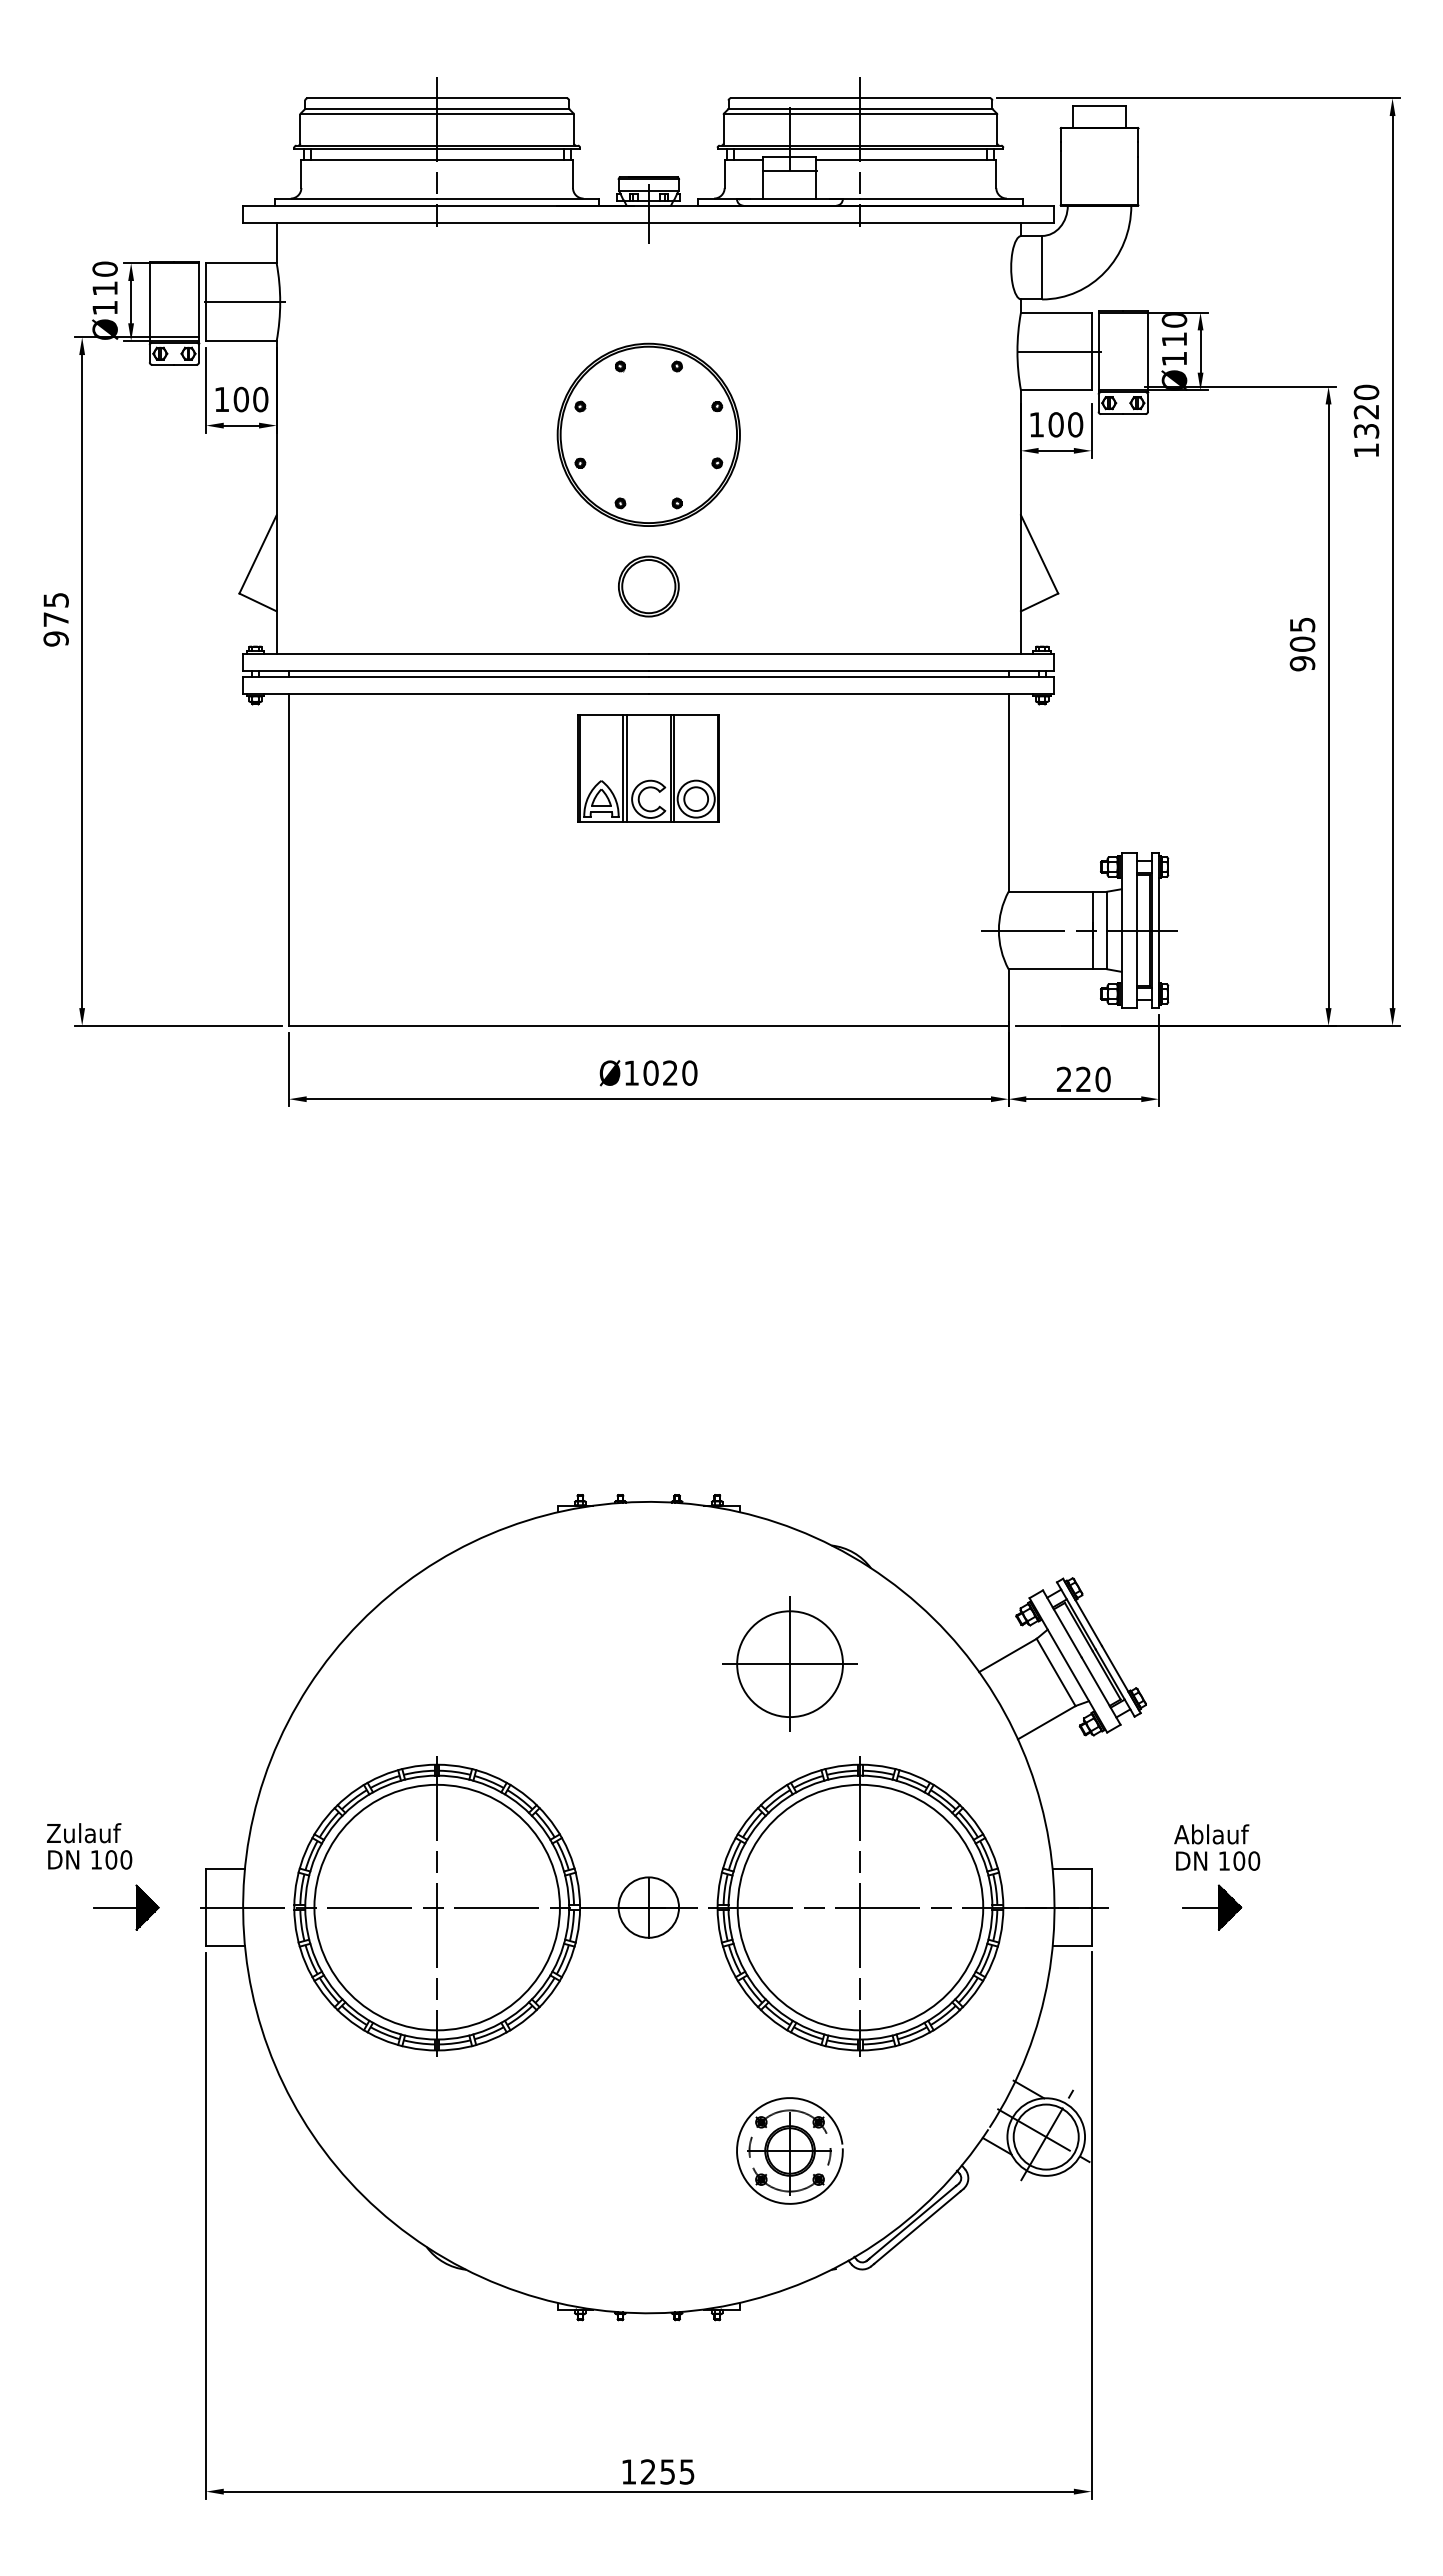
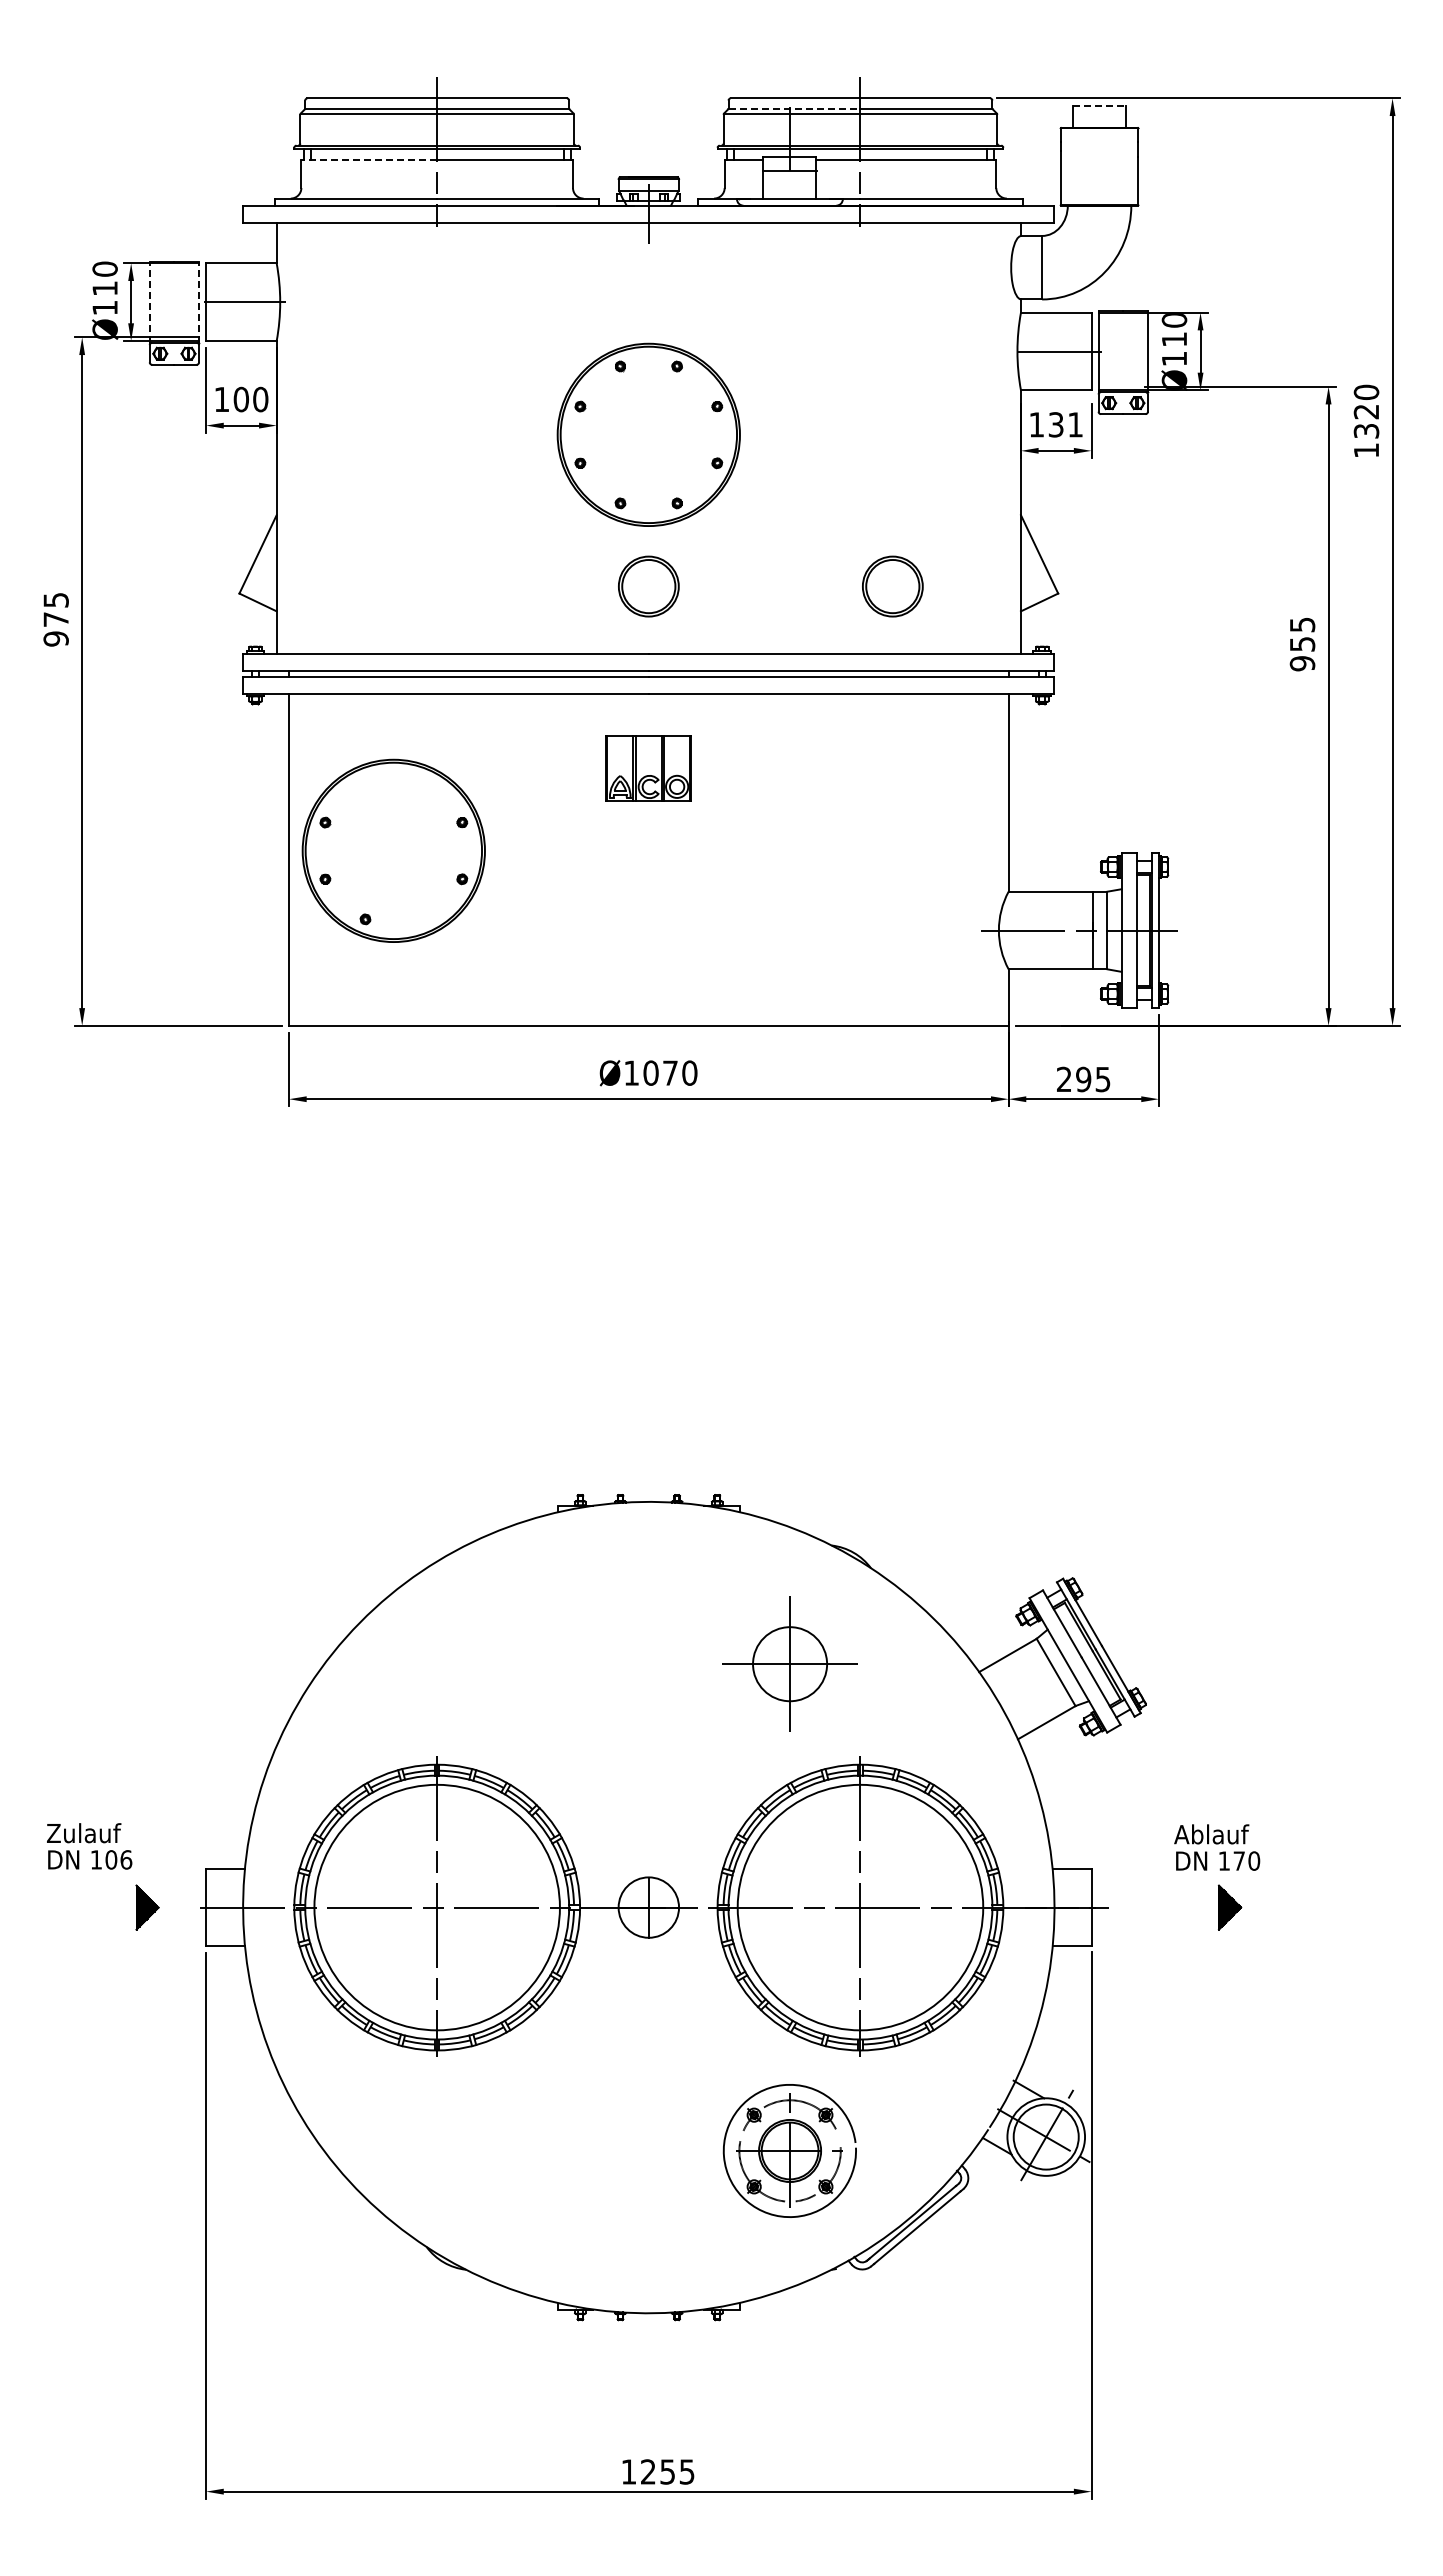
line: solid -> dashed (1099, 106)
line: solid -> dashed (794, 108)
line: solid -> dashed (369, 160)
line: solid -> dashed (149, 302)
line: solid -> dashed (199, 302)
text: 100 -> 131 (1065, 424)
part: none -> present (892, 586)
text: 905 -> 955 (1302, 643)
part size: 143x109 px -> 87x67 px (648, 768)
part: none -> present (393, 850)
text: Ø1020 -> Ø1070 (670, 1072)
text: 220 -> 295 (1093, 1079)
circle diameter: 106 px -> 74 px (790, 1664)
text: 100 -> 106 (126, 1859)
text: 100 -> 170 (1239, 1860)
line: present -> none (114, 1907)
line: present -> none (1201, 1907)
part size: 108x108 px -> 135x134 px (789, 2150)
